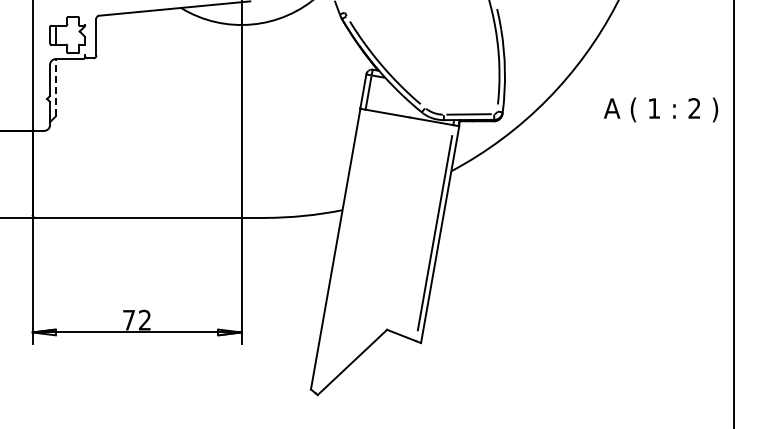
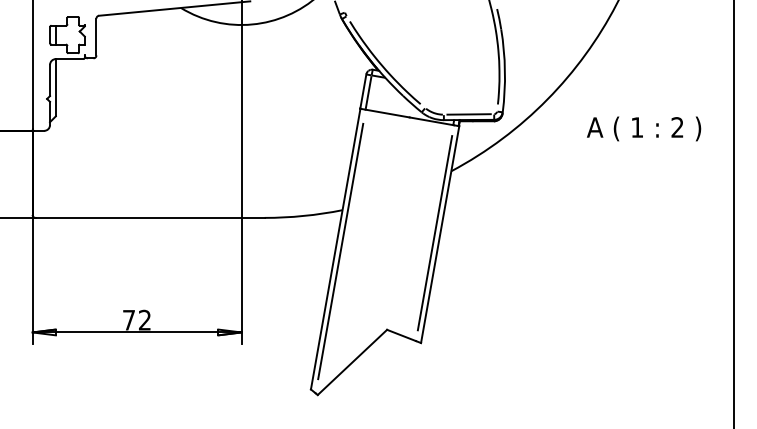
line: dashed -> solid (55, 87)
text position: (661, 109) -> (644, 128) (644, 128)
line: none -> present (340, 251)
